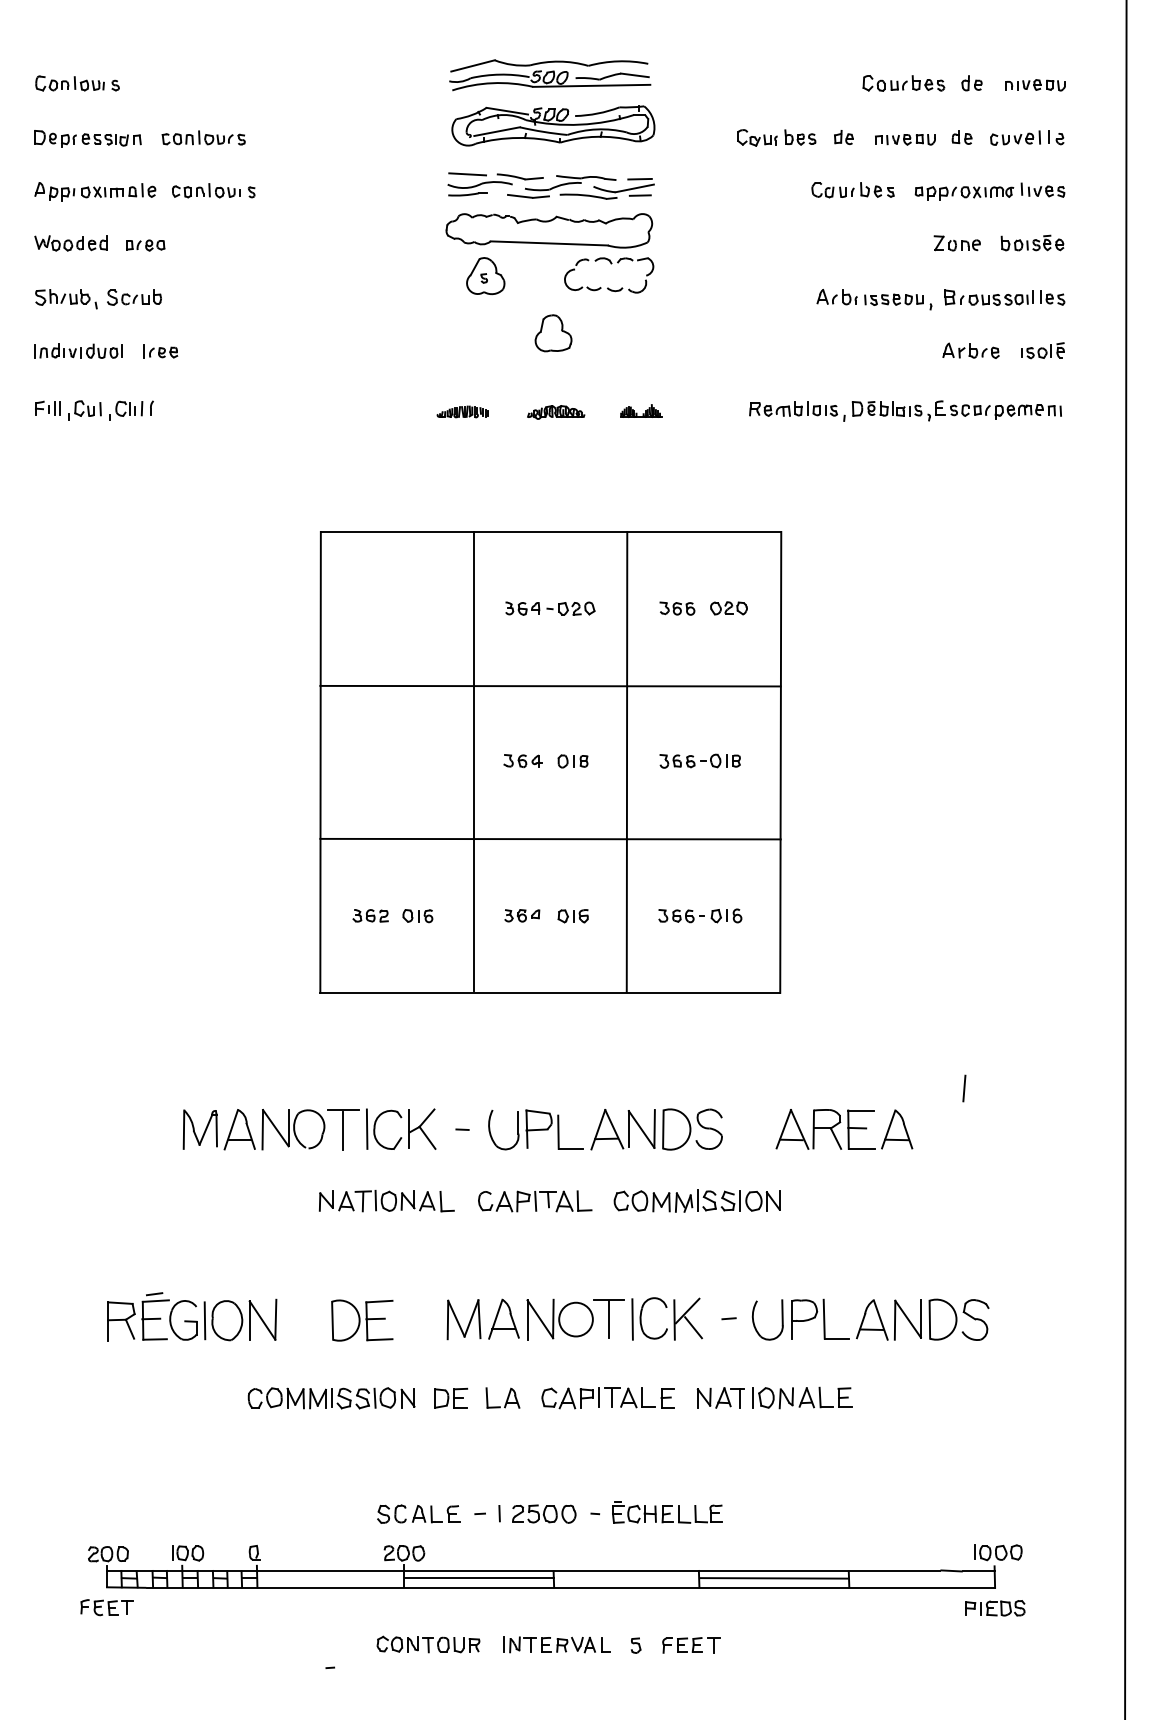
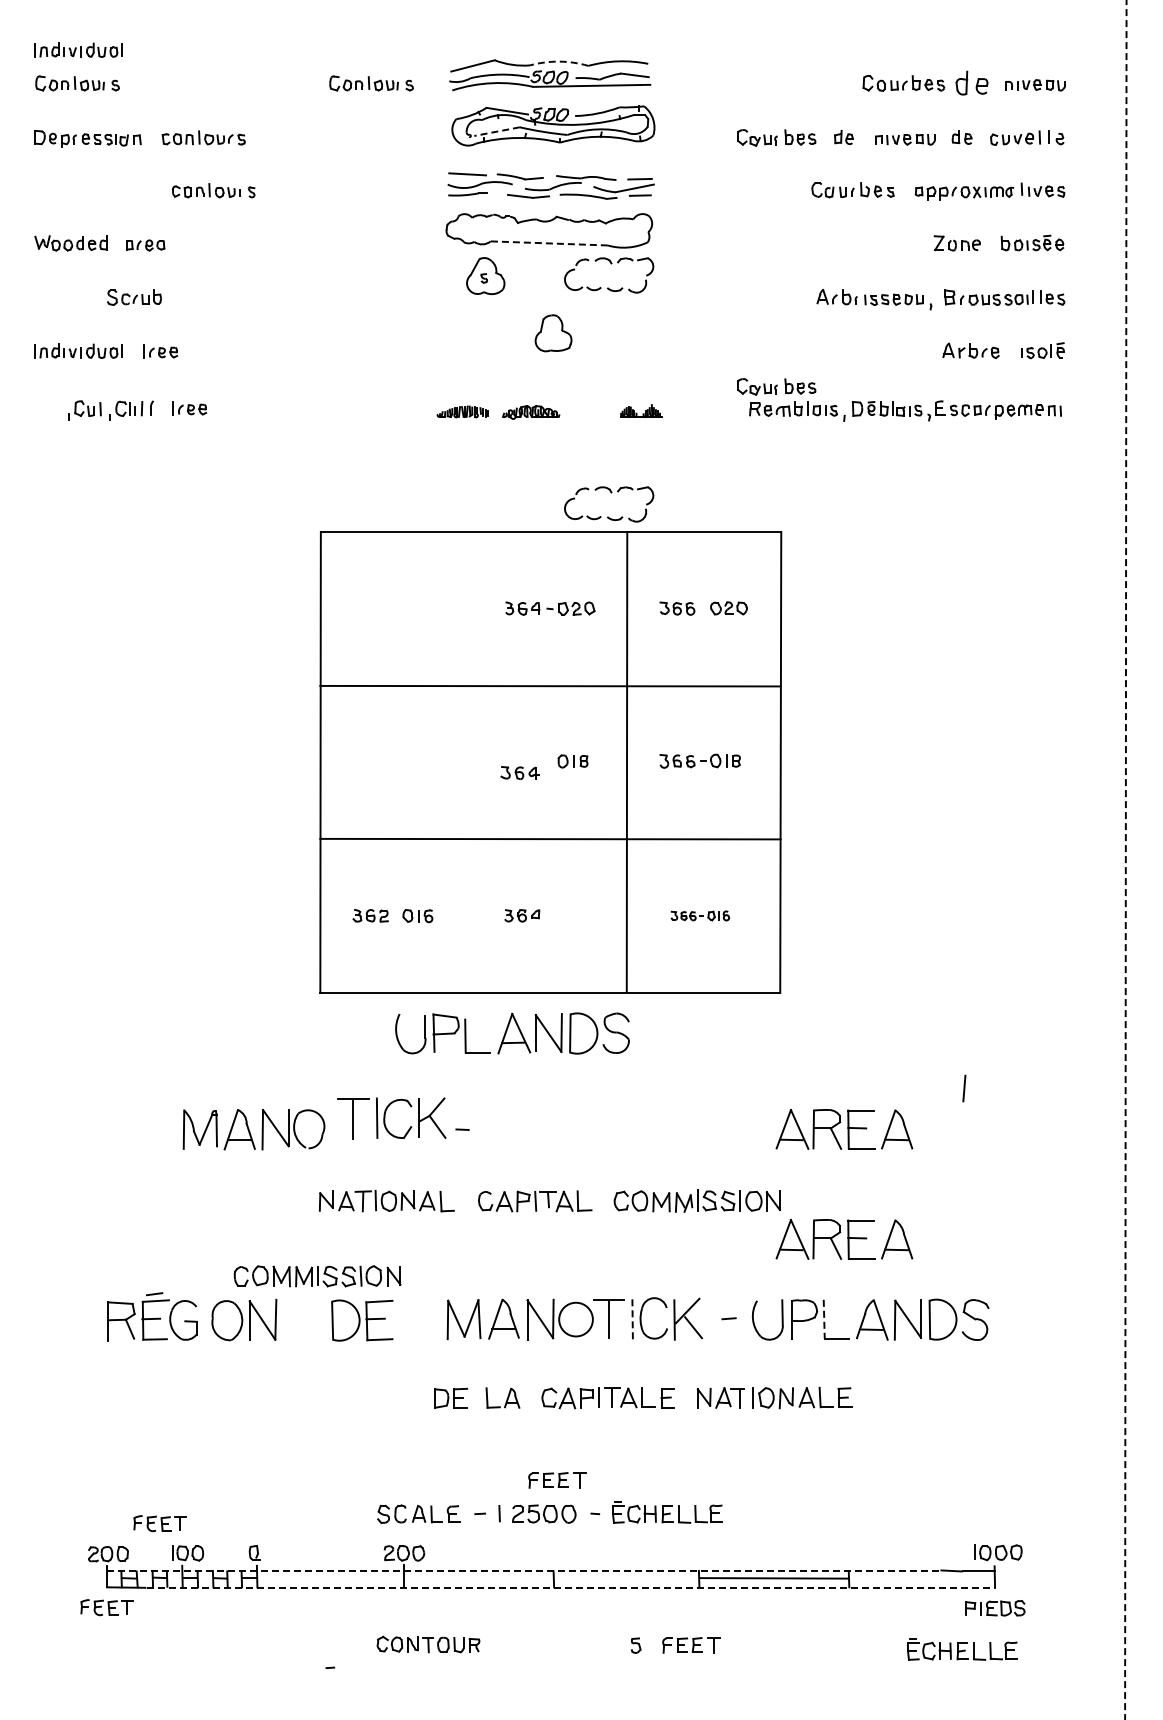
part: none -> present (78, 49)
arc: solid -> dashed (559, 61)
part: none -> present (371, 83)
part size: 22x17 px -> 34x26 px (971, 82)
line: solid -> dashed (496, 131)
part: present -> none (95, 191)
line: solid -> dashed (549, 243)
part: present -> none (66, 299)
part: none -> present (776, 386)
part: present -> none (47, 407)
part: none -> present (189, 408)
part position: (556, 412) -> (531, 412) (531, 412)
part: none -> present (611, 493)
line: present -> none (473, 761)
part position: (522, 761) -> (519, 773) (519, 773)
line: solid -> dashed (1125, 860)
part size: 85x16 px -> 60x12 px (699, 915)
part: present -> none (572, 916)
part position: (381, 1129) -> (391, 1118) (391, 1118)
part position: (605, 1129) -> (512, 1033) (512, 1033)
part: none -> present (844, 1239)
line: solid -> dashed (824, 1319)
line: present -> none (204, 1320)
line: solid -> dashed (632, 1320)
part position: (331, 1398) -> (317, 1276) (317, 1276)
part: none -> present (557, 1480)
part: none -> present (159, 1523)
line: solid -> dashed (523, 1570)
line: present -> none (478, 1578)
line: solid -> dashed (571, 1587)
part: present -> none (556, 1644)
part: none -> present (962, 1649)
